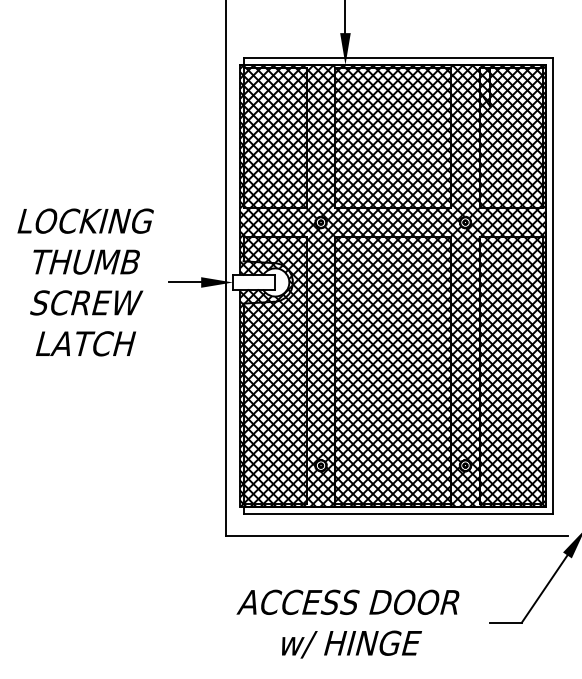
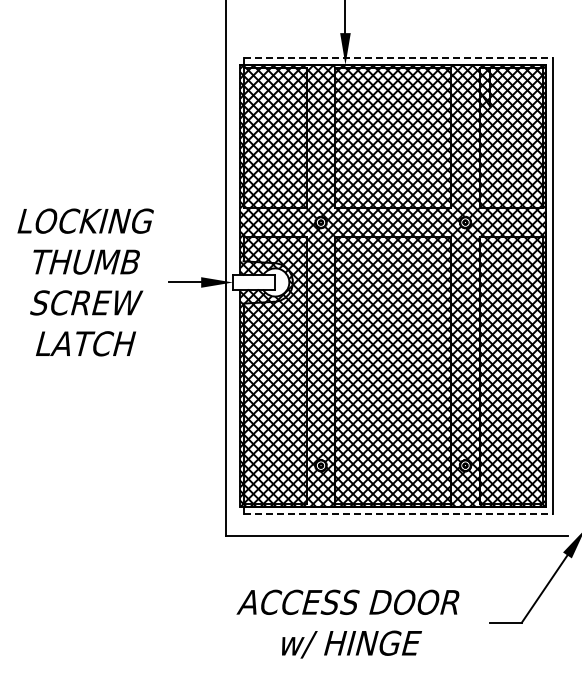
line: solid -> dashed (398, 57)
line: solid -> dashed (398, 514)
